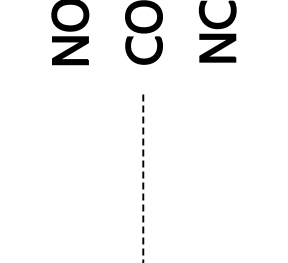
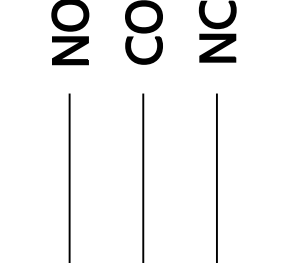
line: none -> present (69, 176)
line: none -> present (216, 176)
line: dashed -> solid (143, 178)
